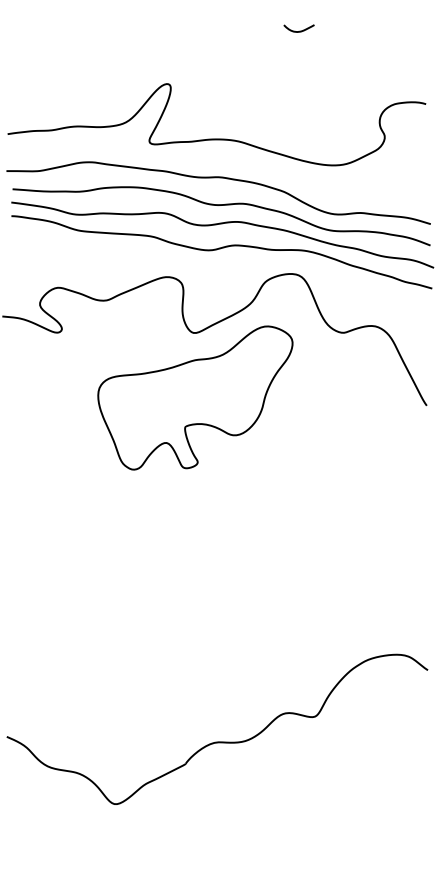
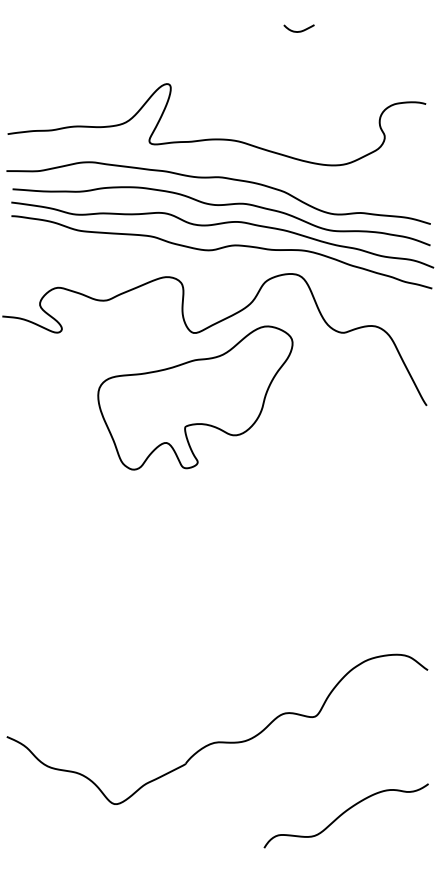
curve: none -> present (344, 813)
